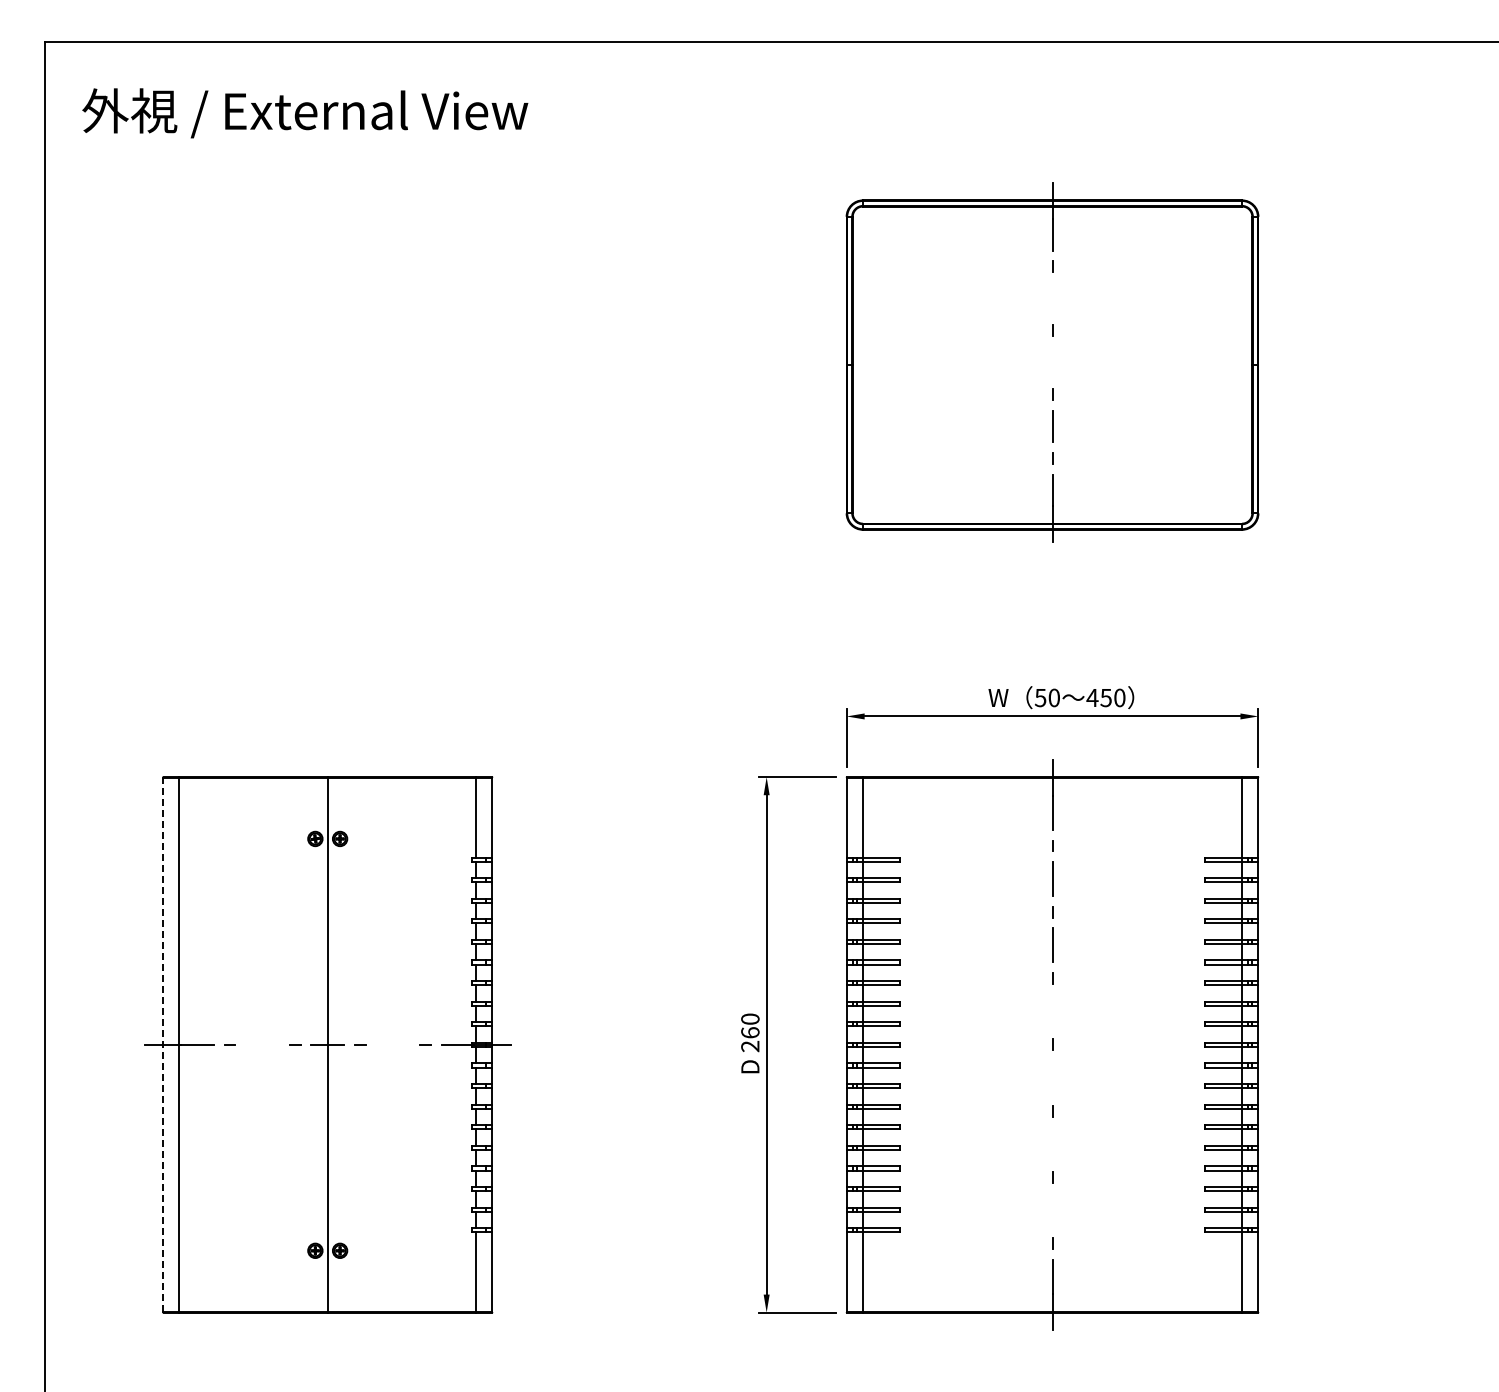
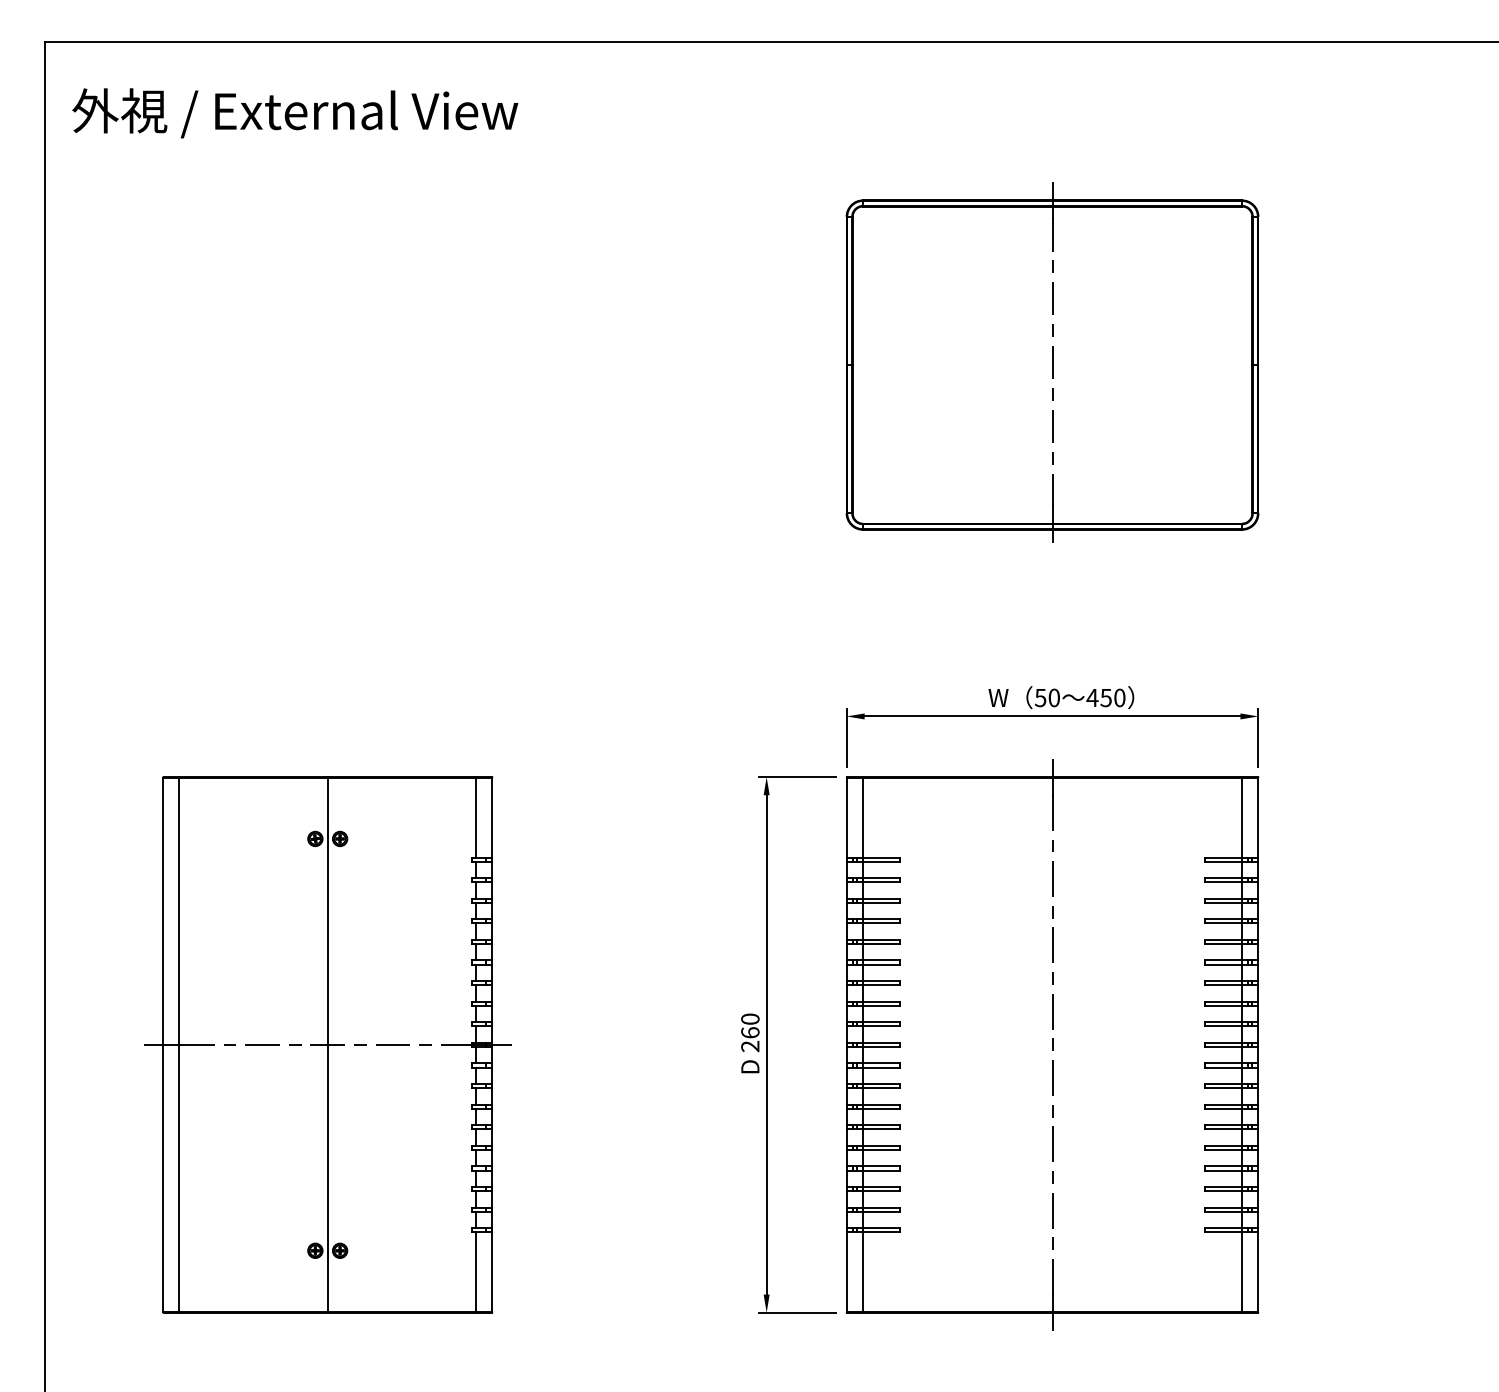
text position: (305, 113) -> (295, 113) (295, 113)
line: none -> present (1052, 298)
line: none -> present (1052, 362)
line: none -> present (1052, 1011)
line: dashed -> solid (163, 1044)
line: none -> present (262, 1044)
line: none -> present (392, 1044)
line: none -> present (1052, 1077)
line: none -> present (1052, 1144)
line: none -> present (1052, 1210)
